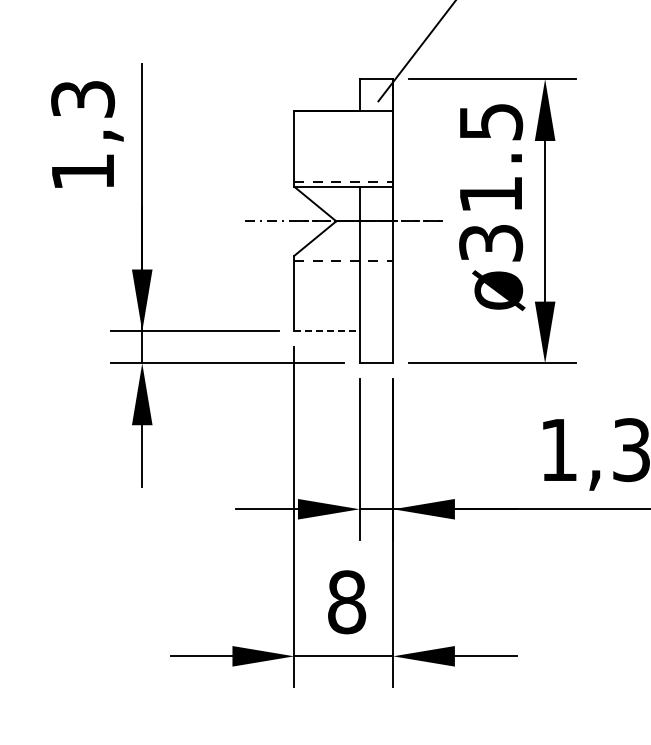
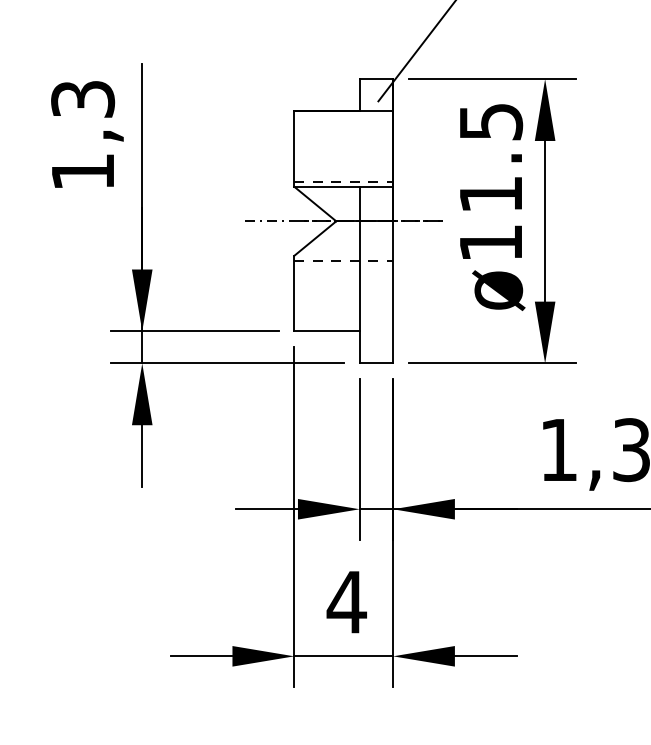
text: ø31.5 -> ø11.5 (491, 243)
line: dashed -> solid (327, 331)
text: 8 -> 4 (346, 602)
